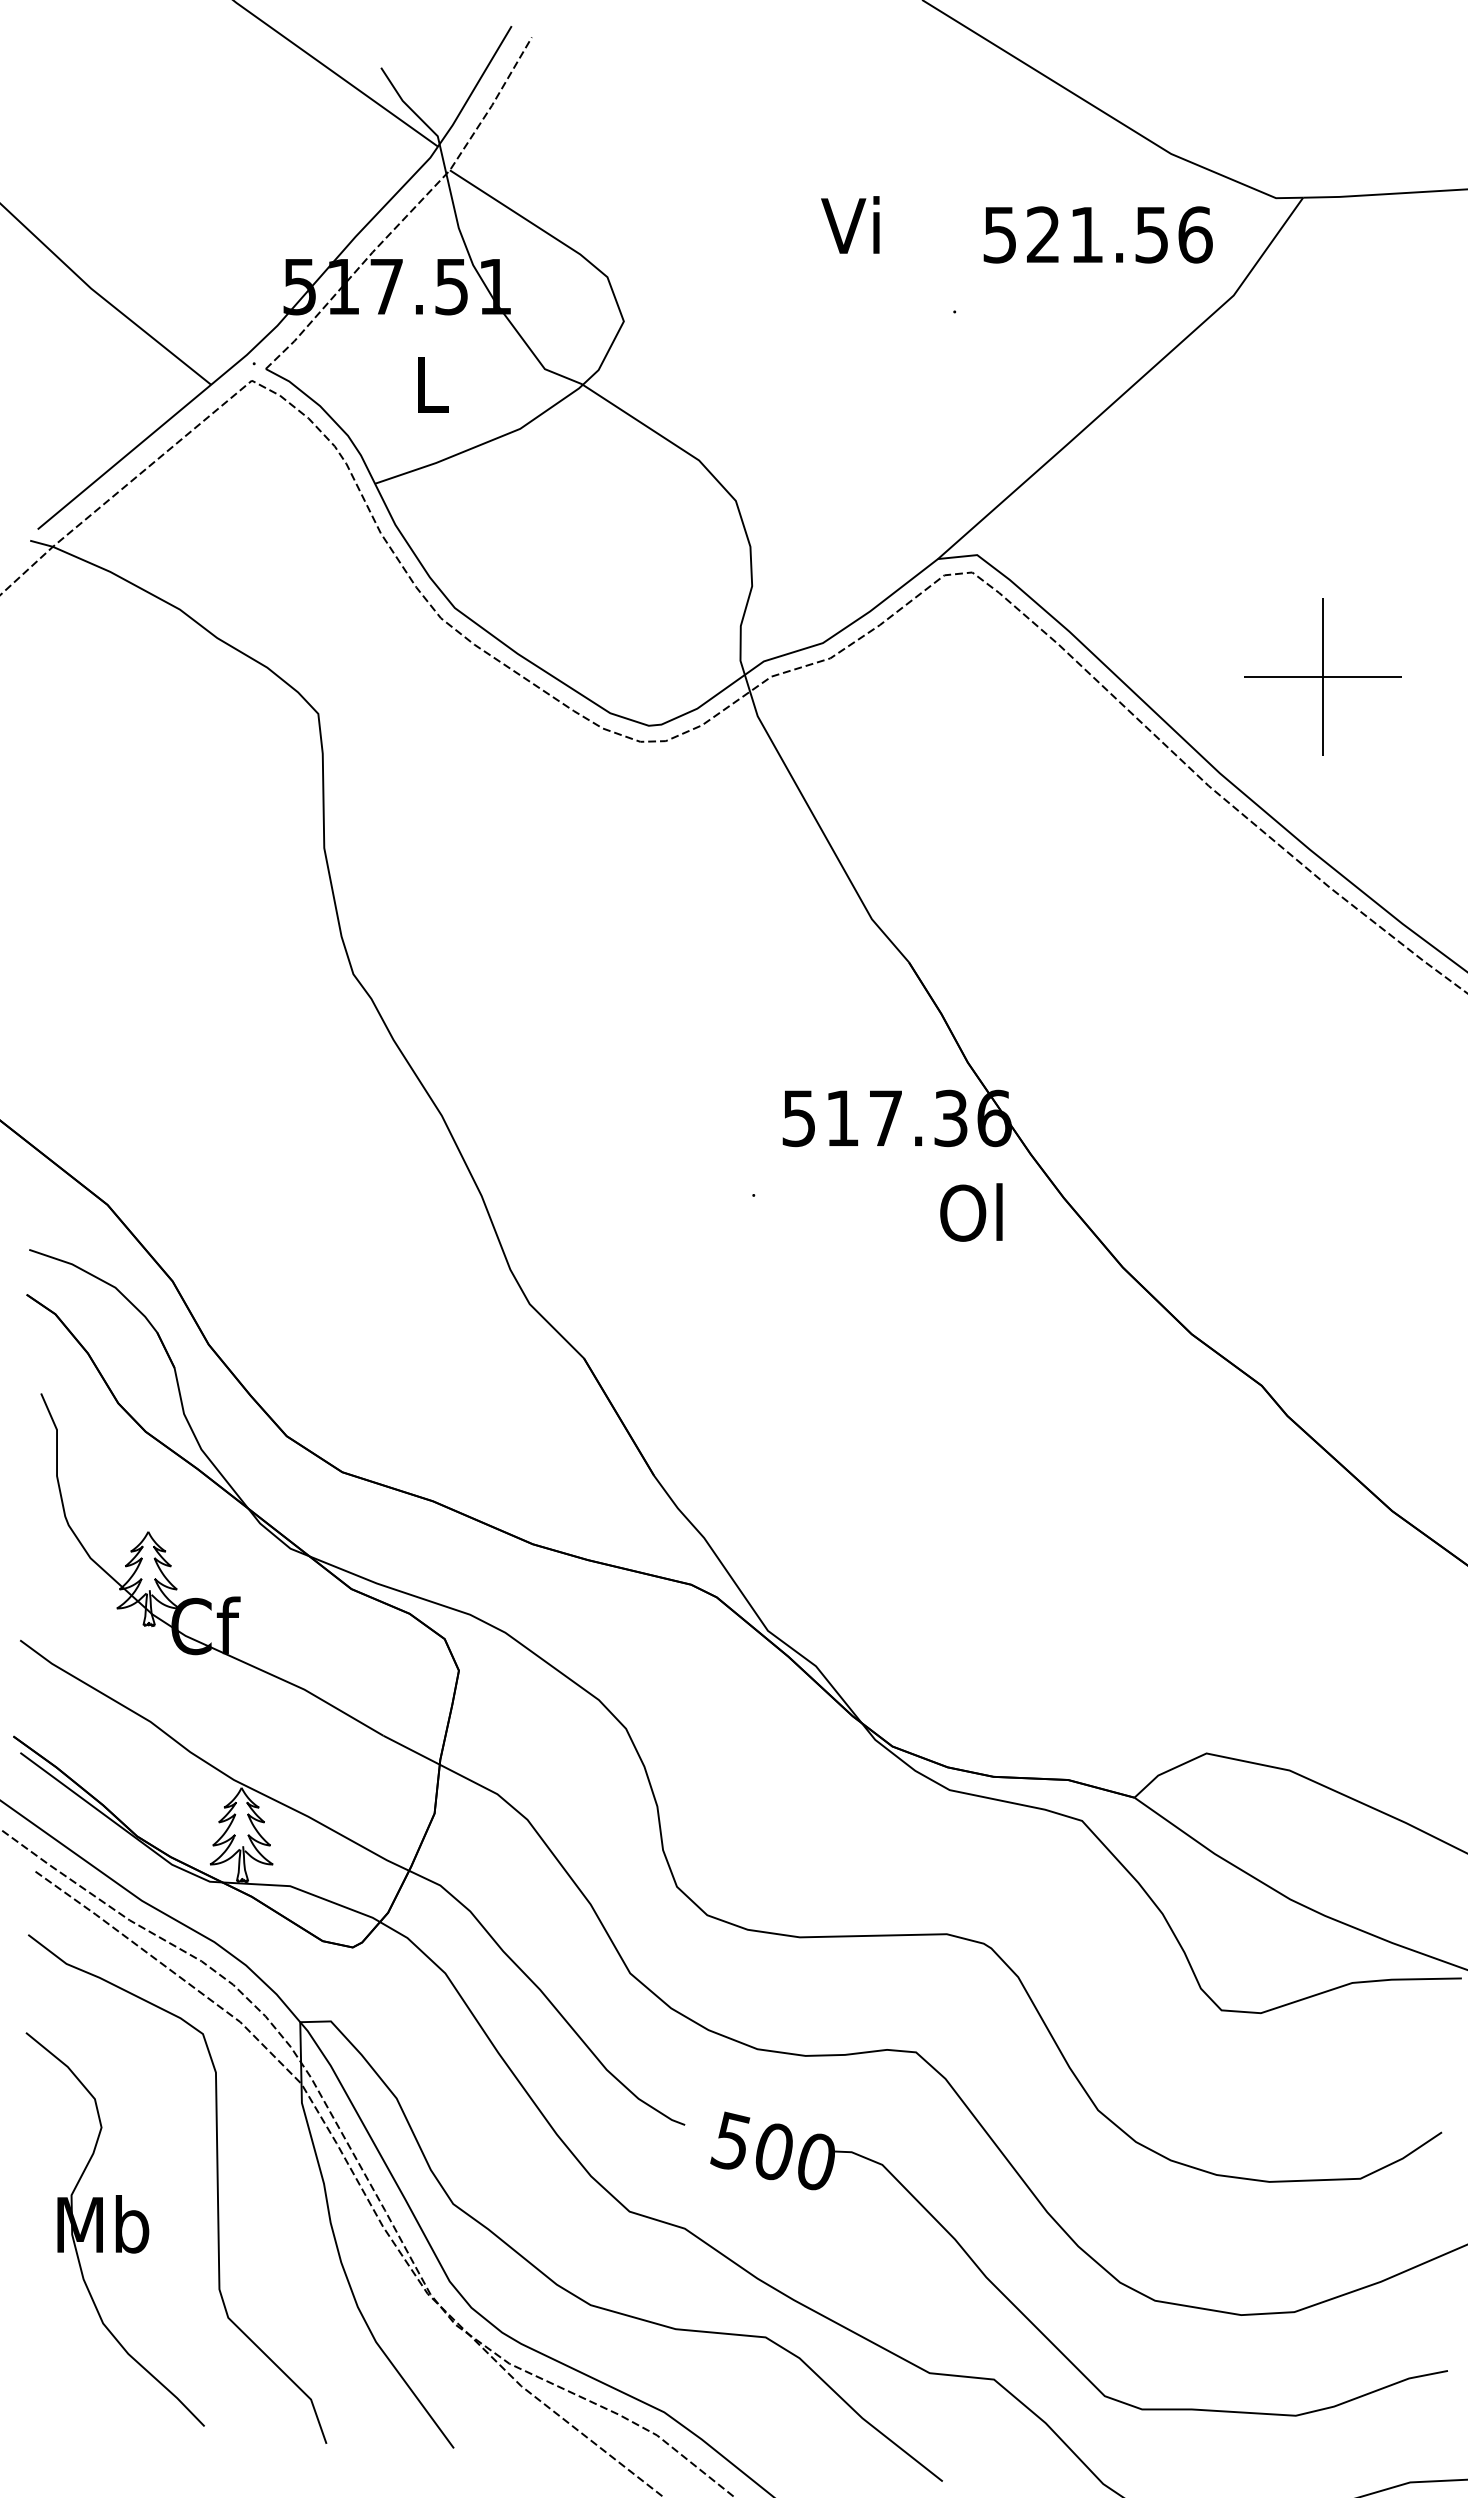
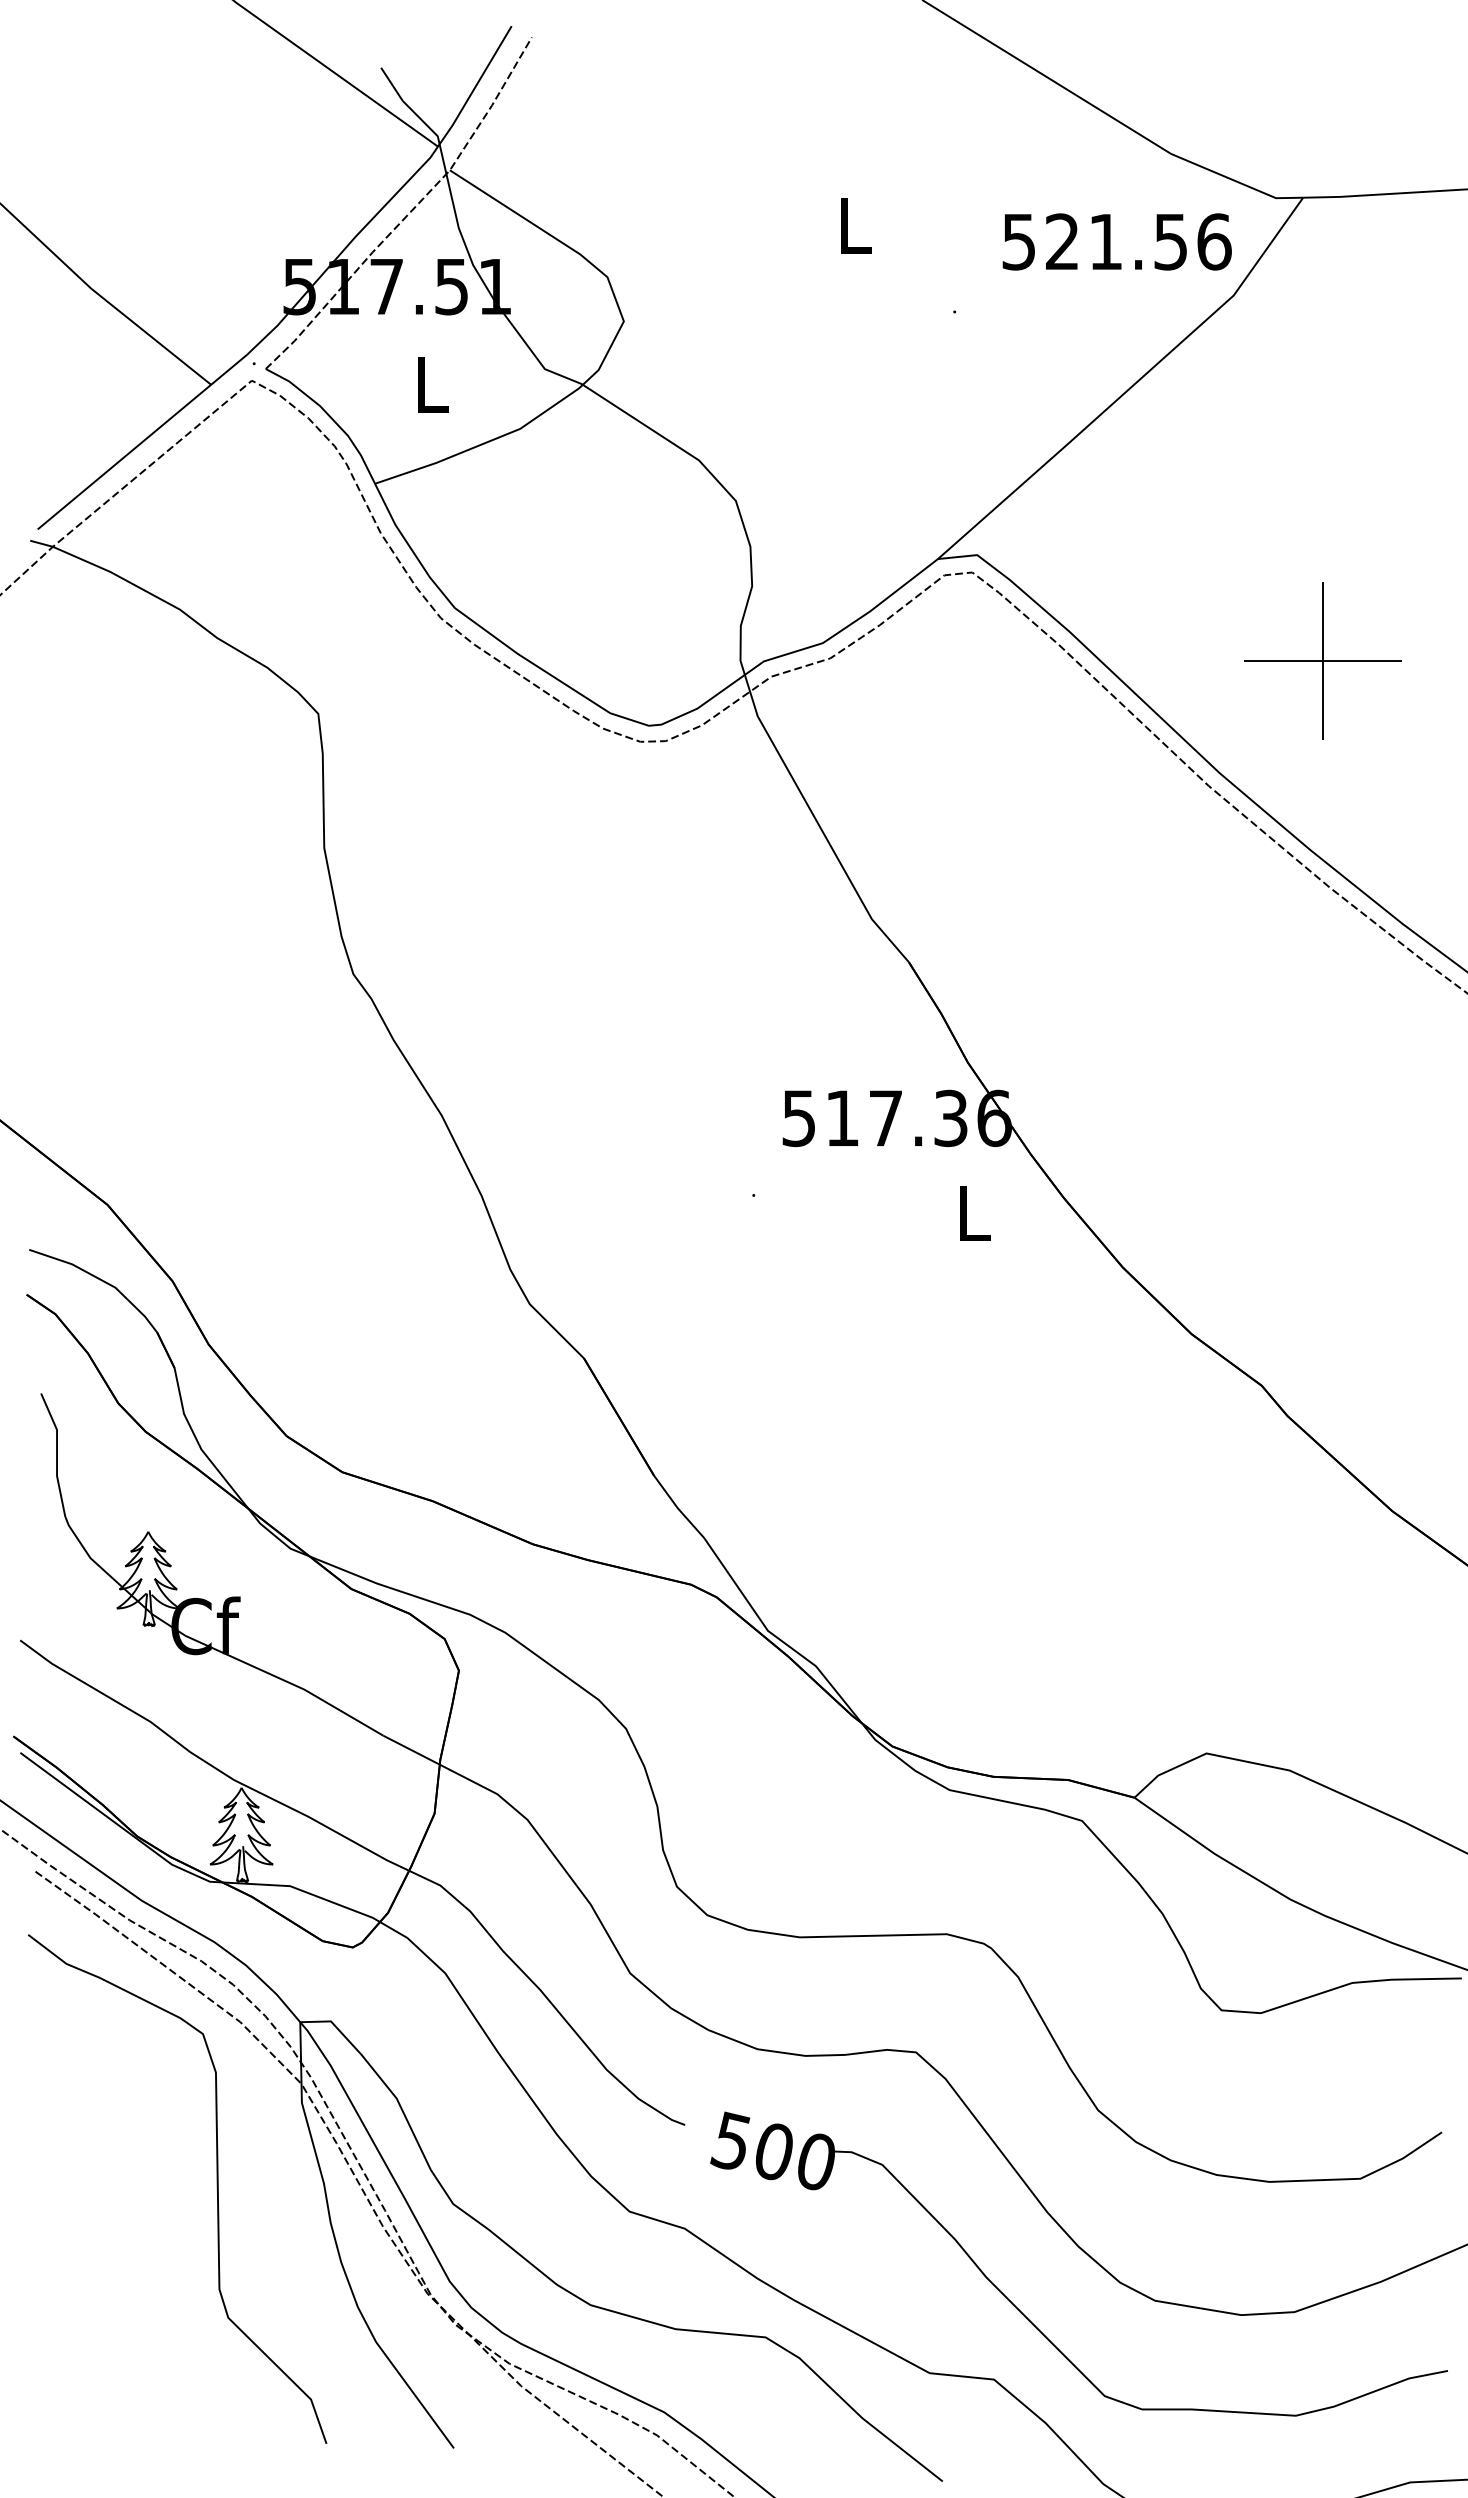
text: Vi -> L (850, 224)
text position: (1097, 234) -> (1116, 241) (1116, 241)
part position: (1322, 676) -> (1322, 660) (1322, 660)
text: Ol -> L (971, 1212)
part: present -> none (114, 2229)
